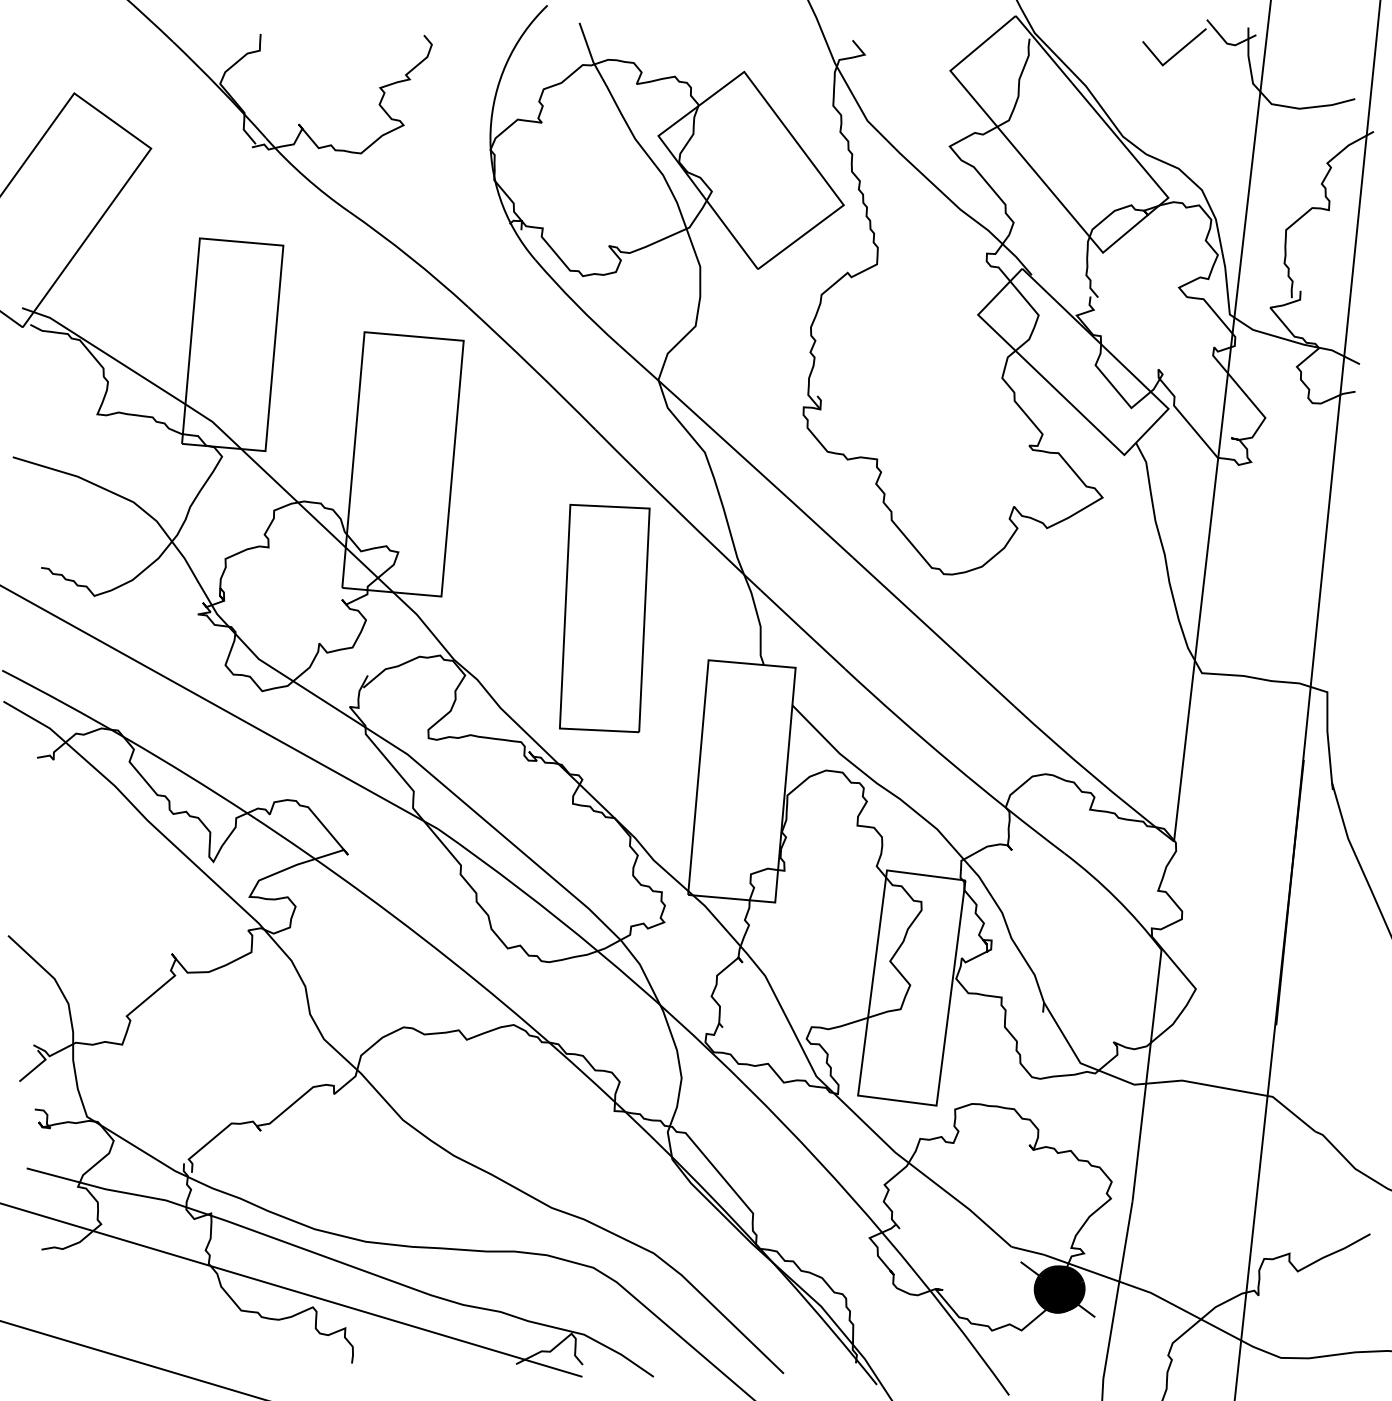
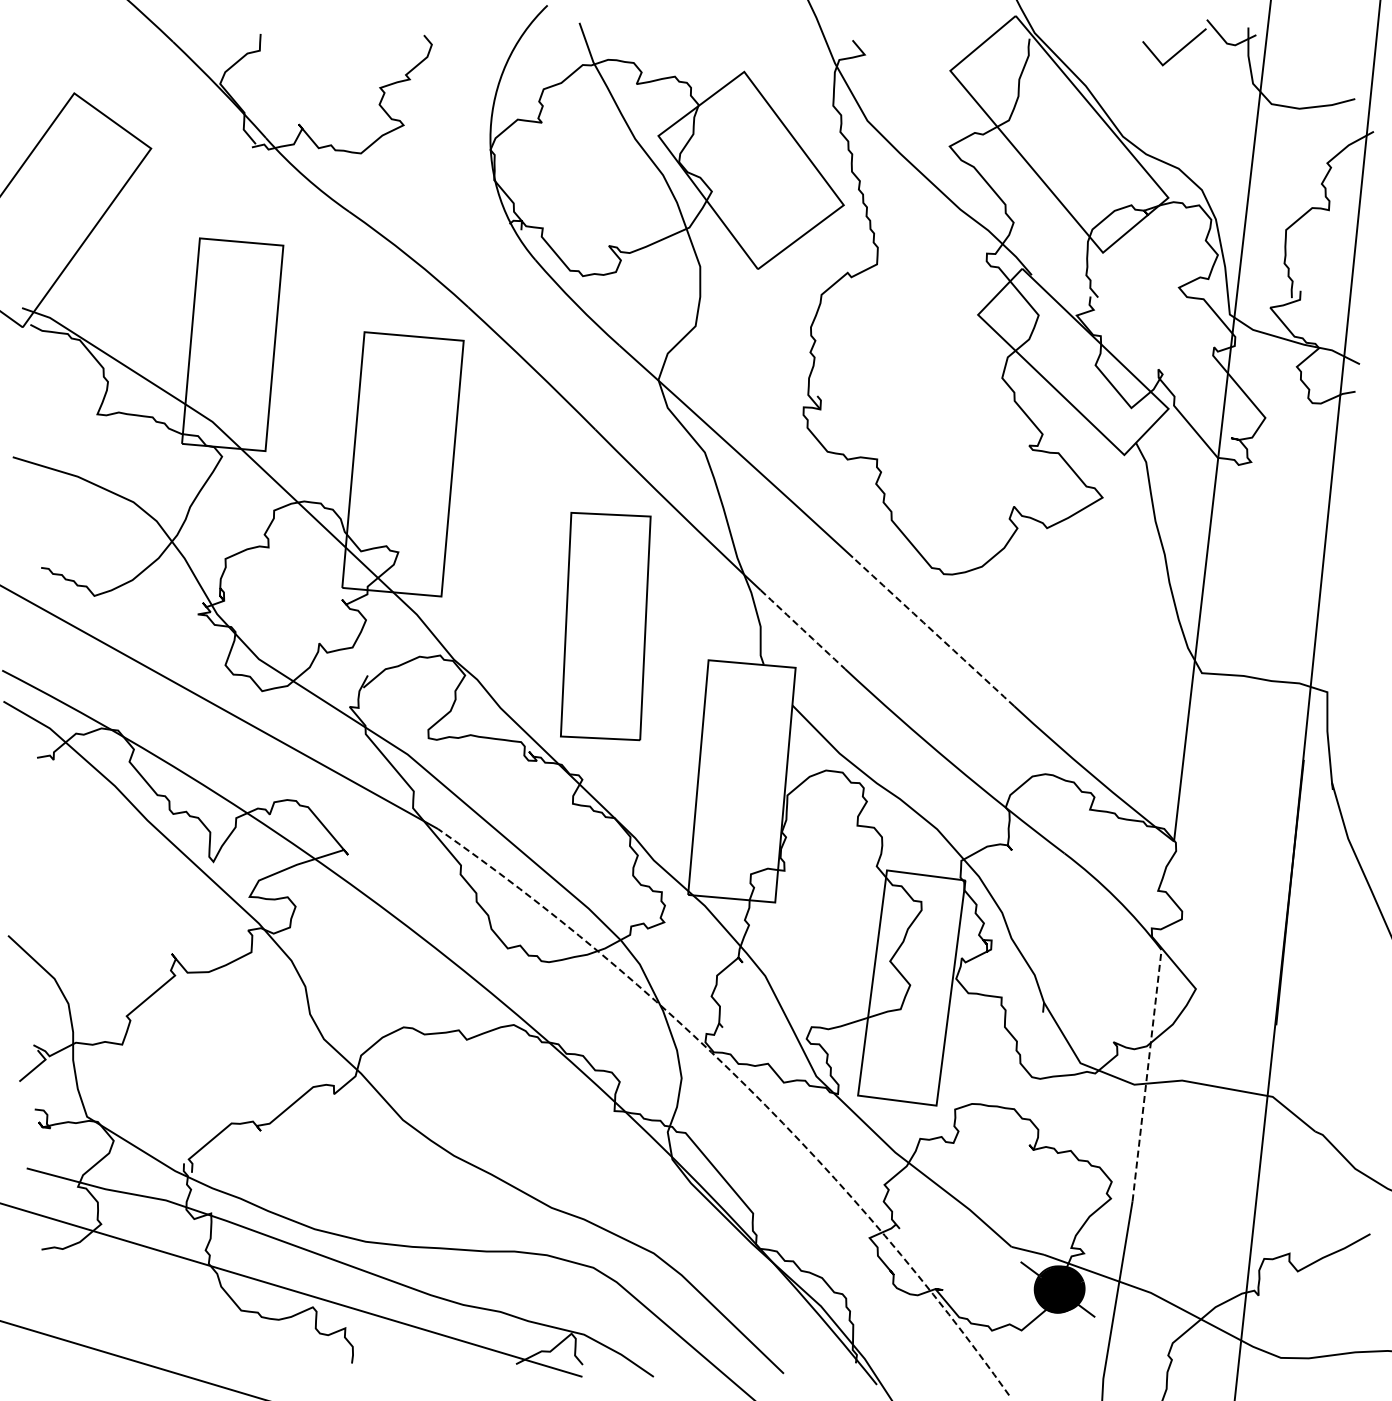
part position: (604, 618) -> (605, 626) (605, 626)
arc: solid -> dashed (802, 629)
arc: solid -> dashed (933, 631)
line: solid -> dashed (1147, 1075)
arc: solid -> dashed (747, 1087)
